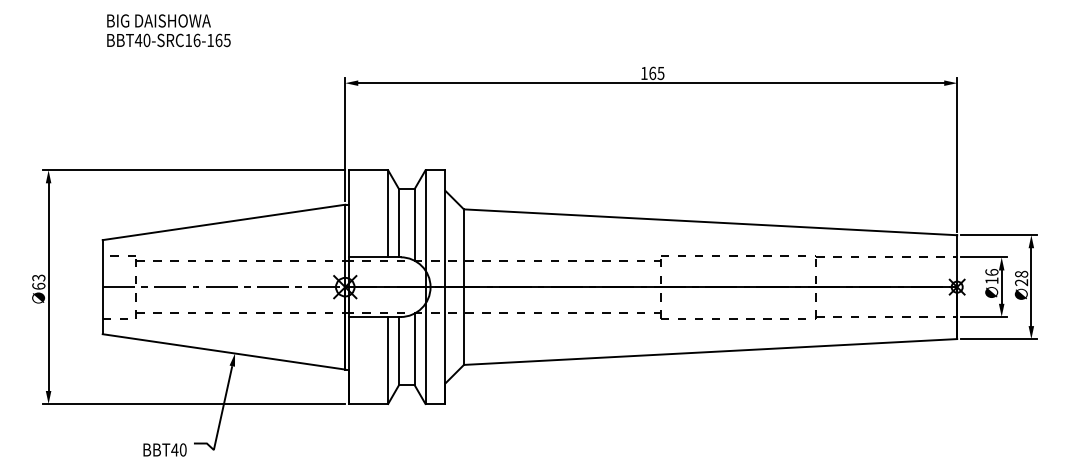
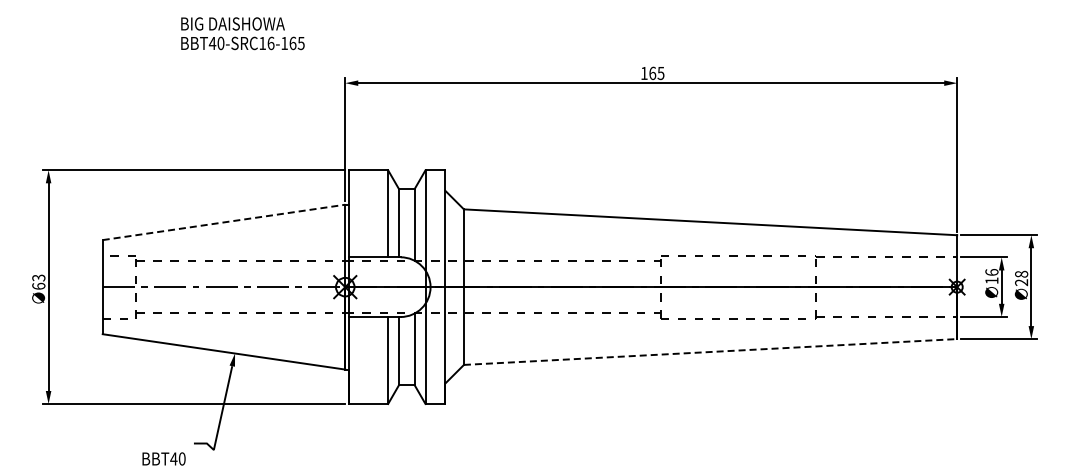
text position: (168, 30) -> (242, 33) (242, 33)
line: solid -> dashed (224, 222)
line: solid -> dashed (710, 352)
text position: (164, 449) -> (163, 458) (163, 458)
